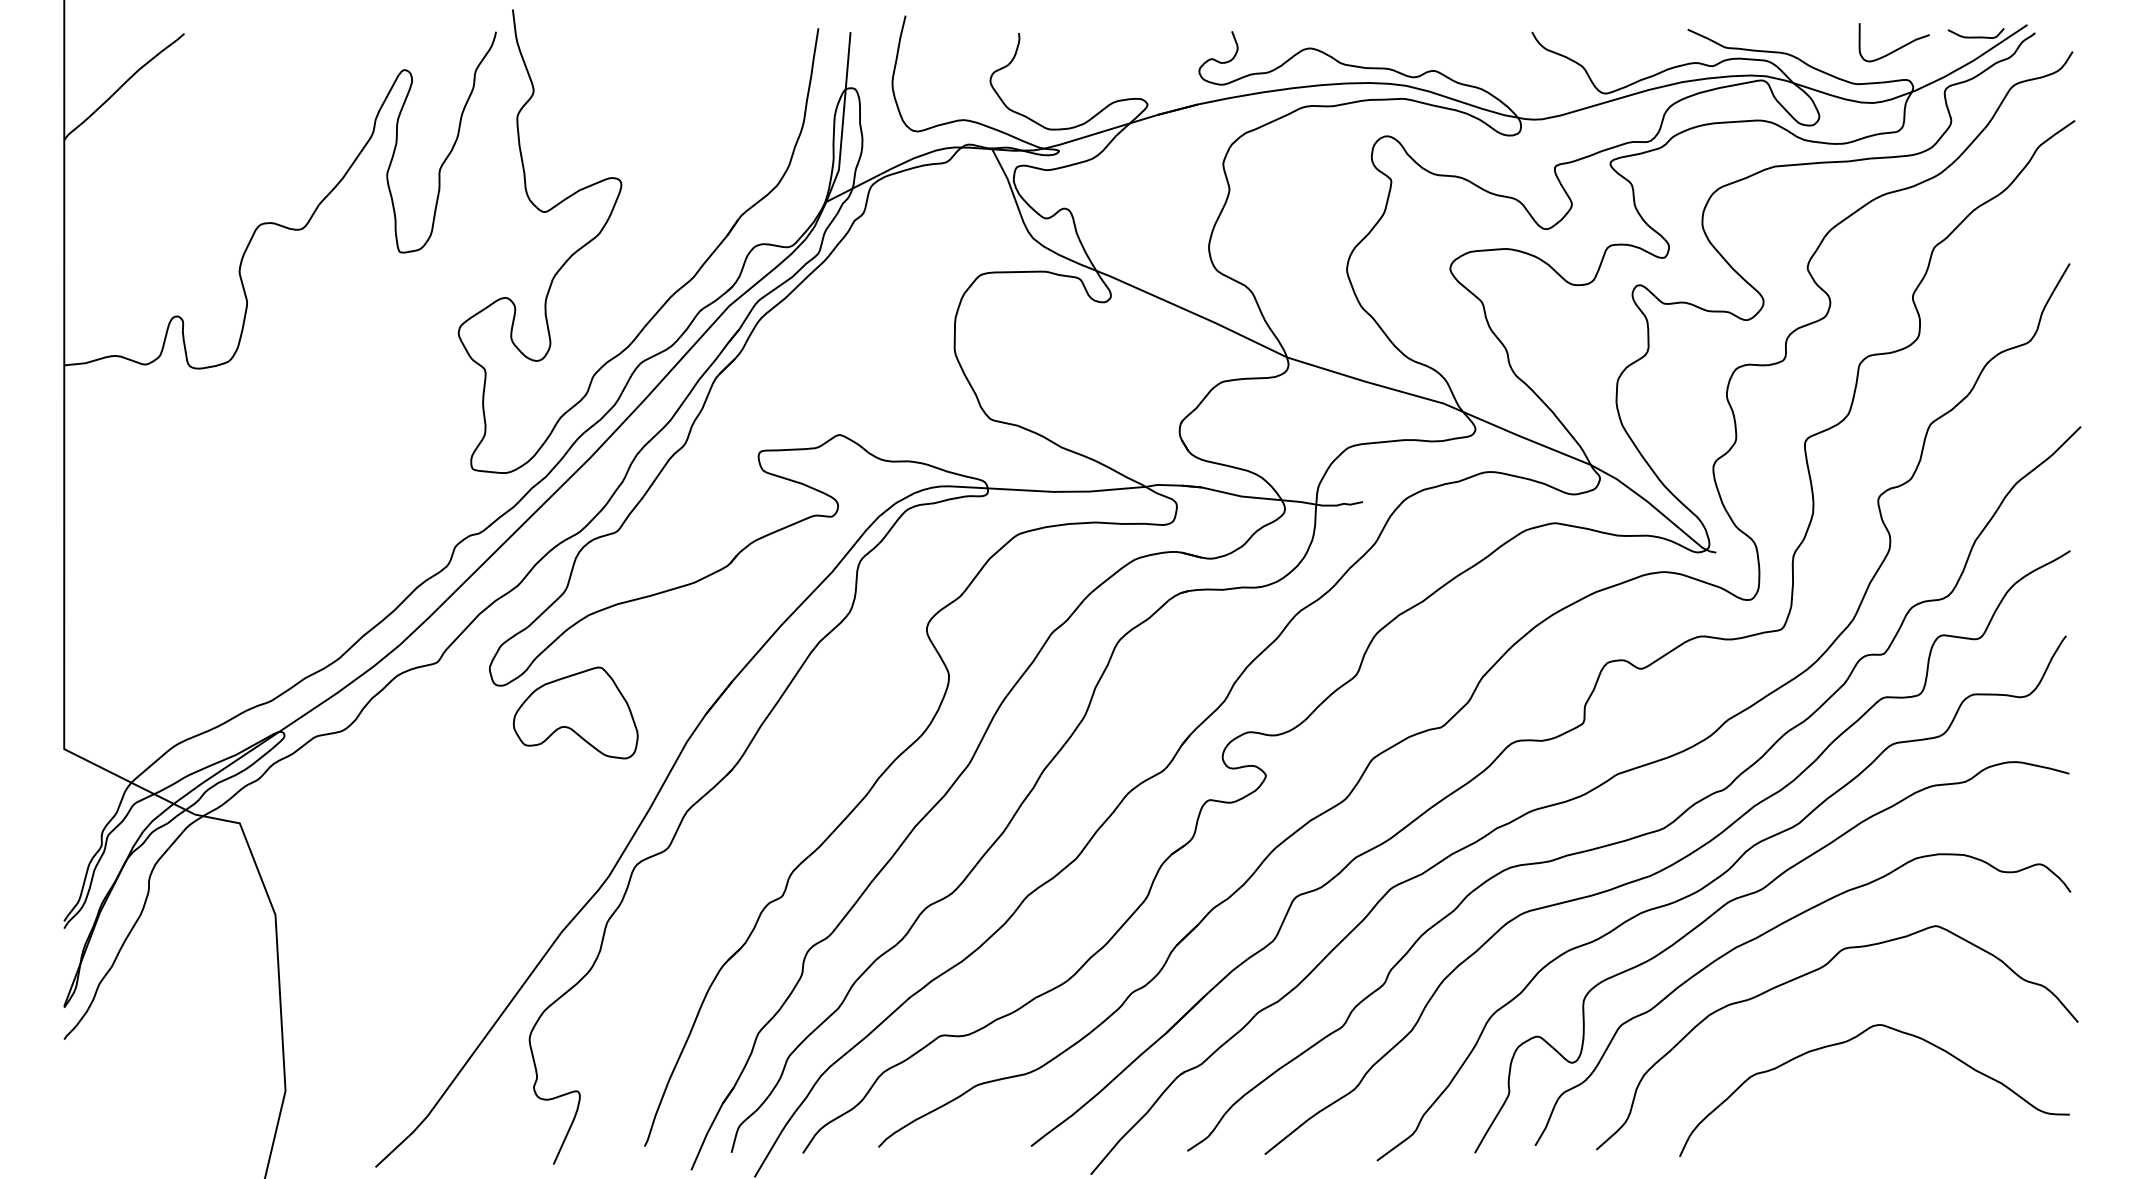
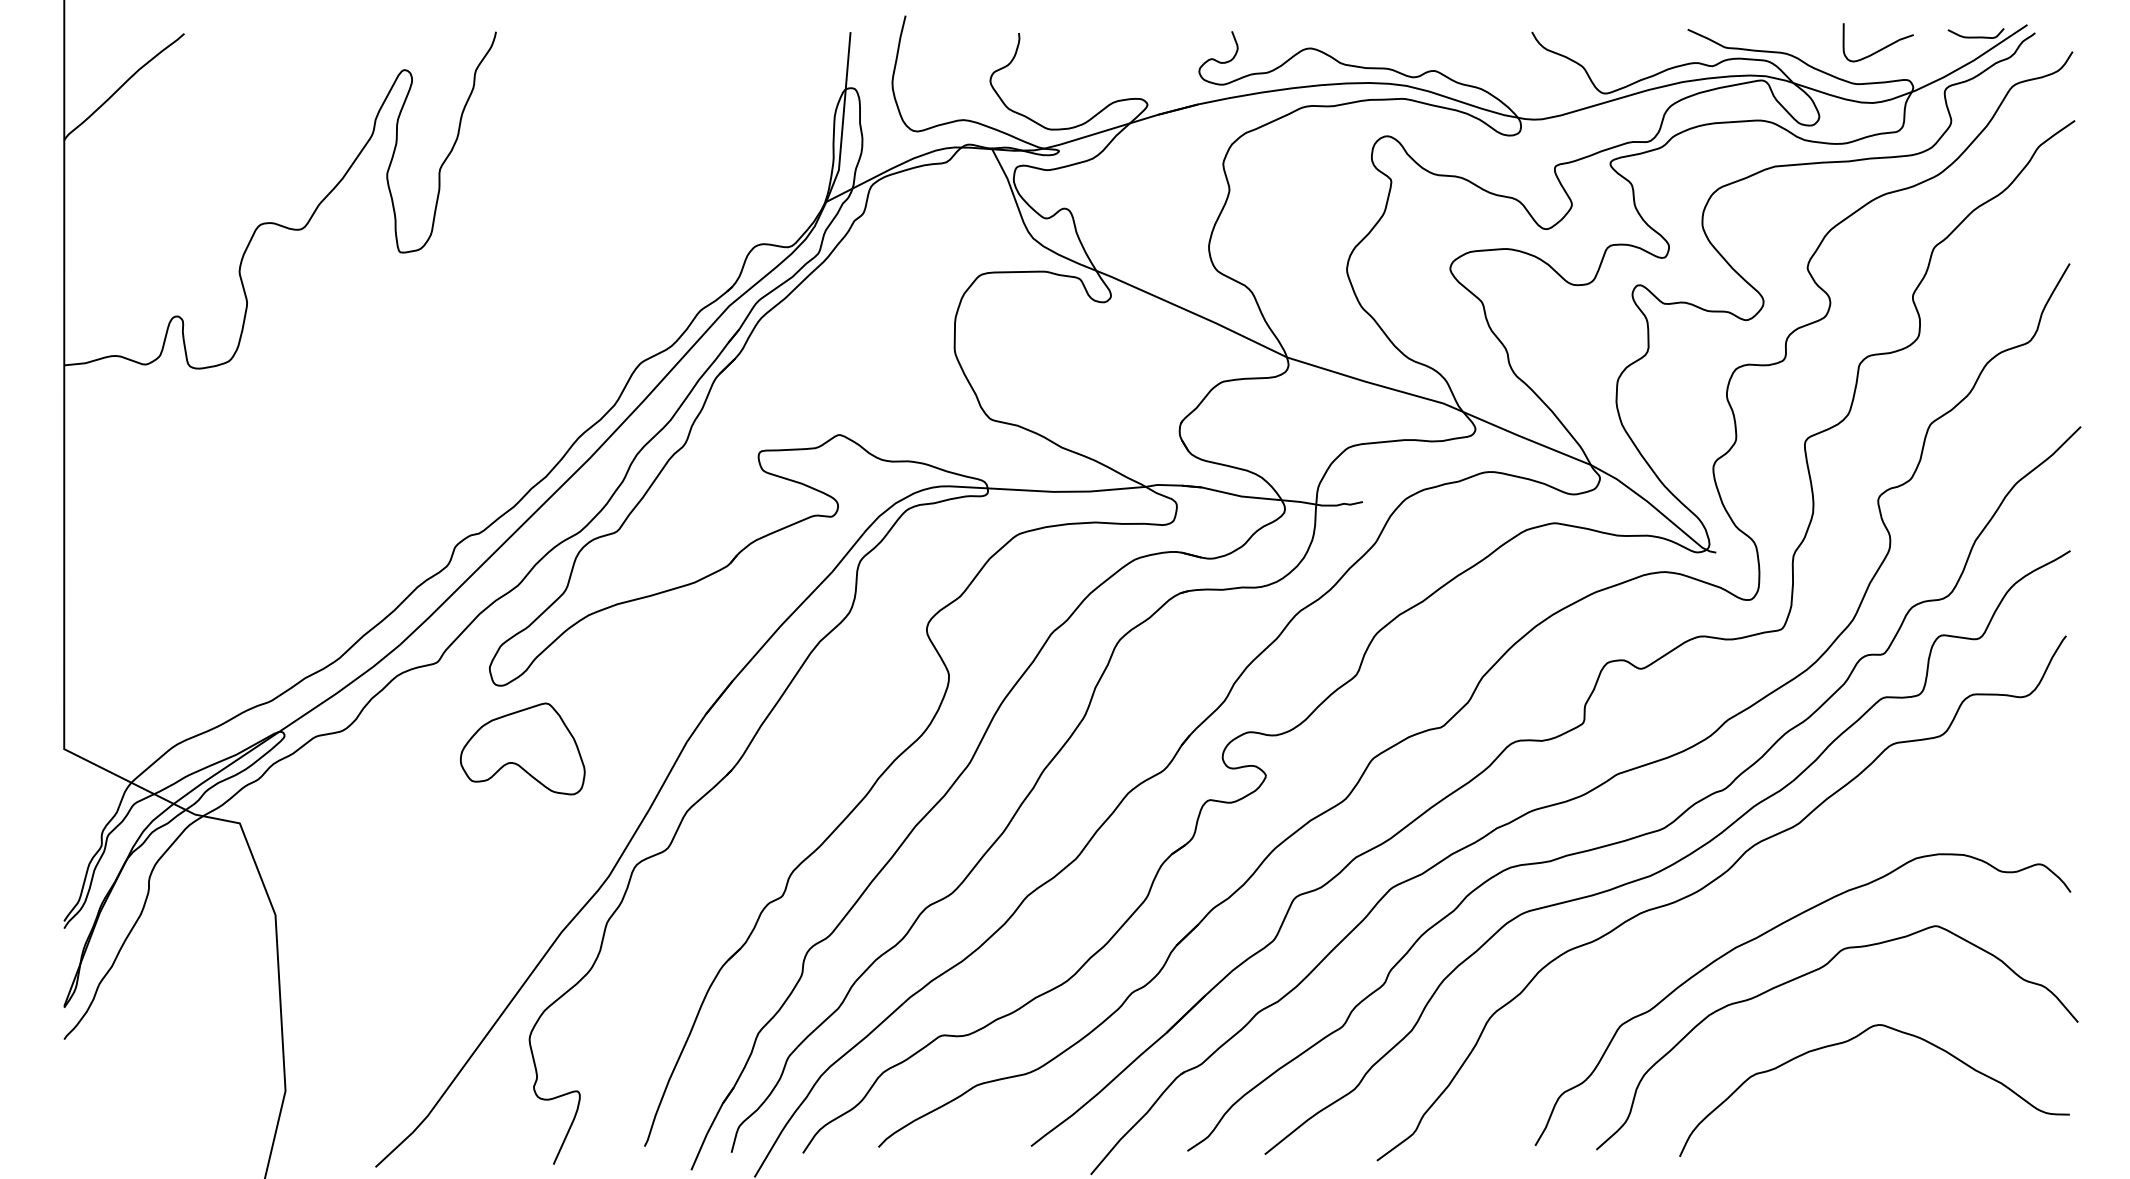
curve position: (1897, 48) -> (1881, 48) (1881, 48)
part: present -> none (607, 223)
part position: (575, 712) -> (522, 748) (522, 748)
curve: present -> none (1749, 895)
